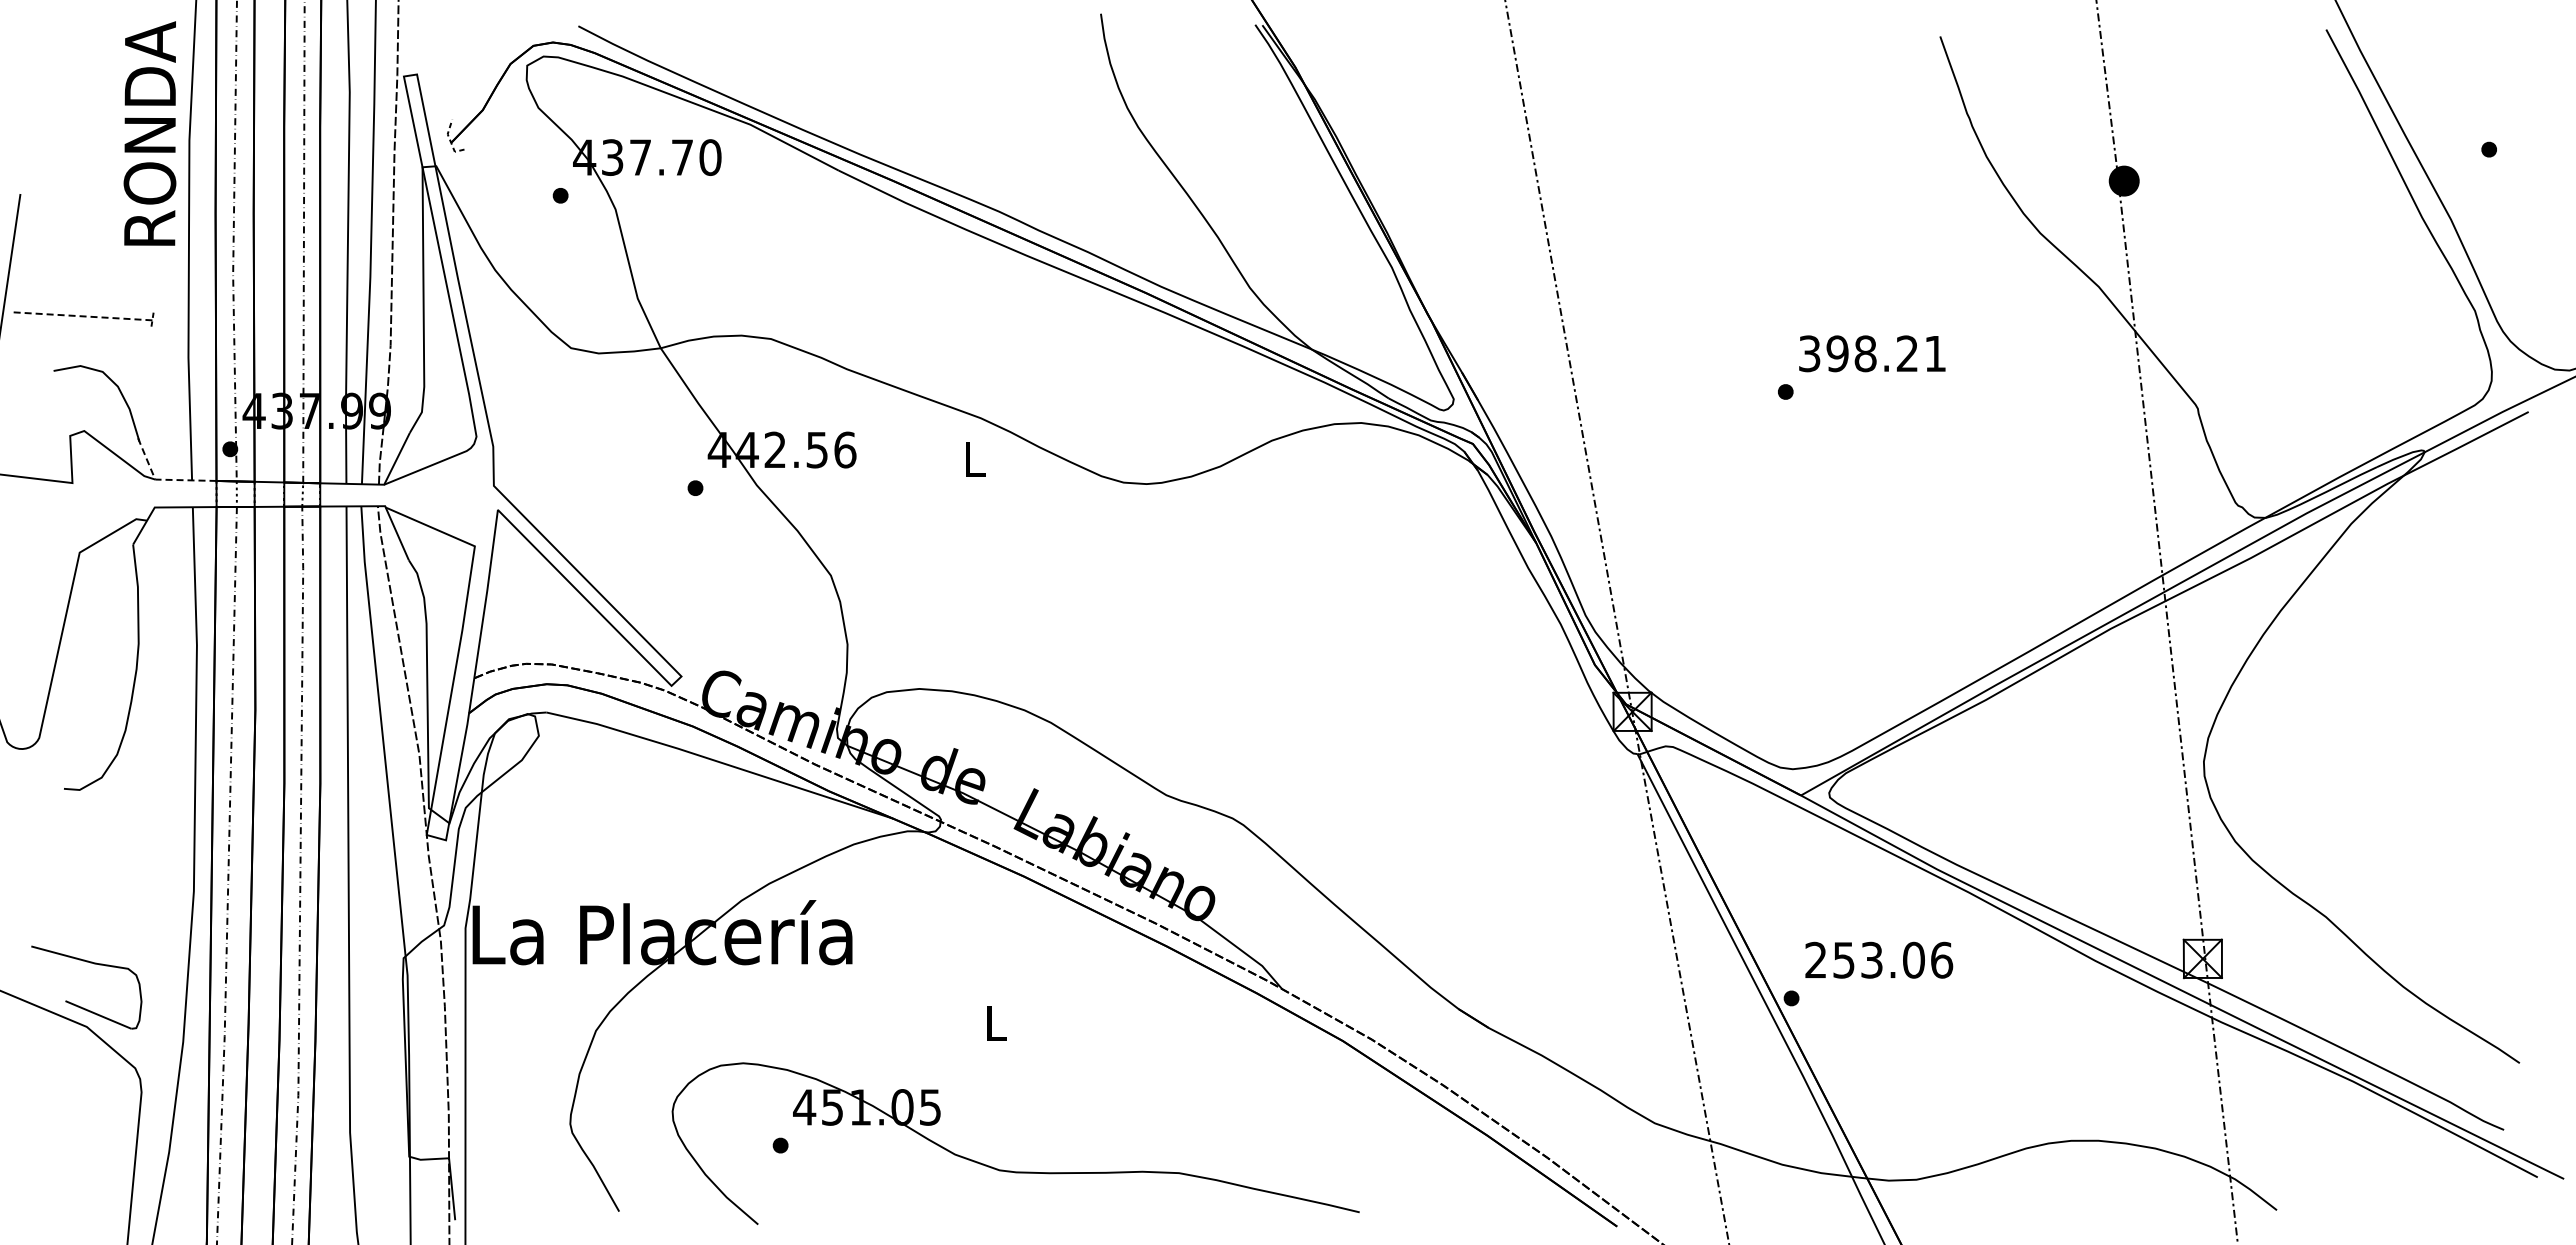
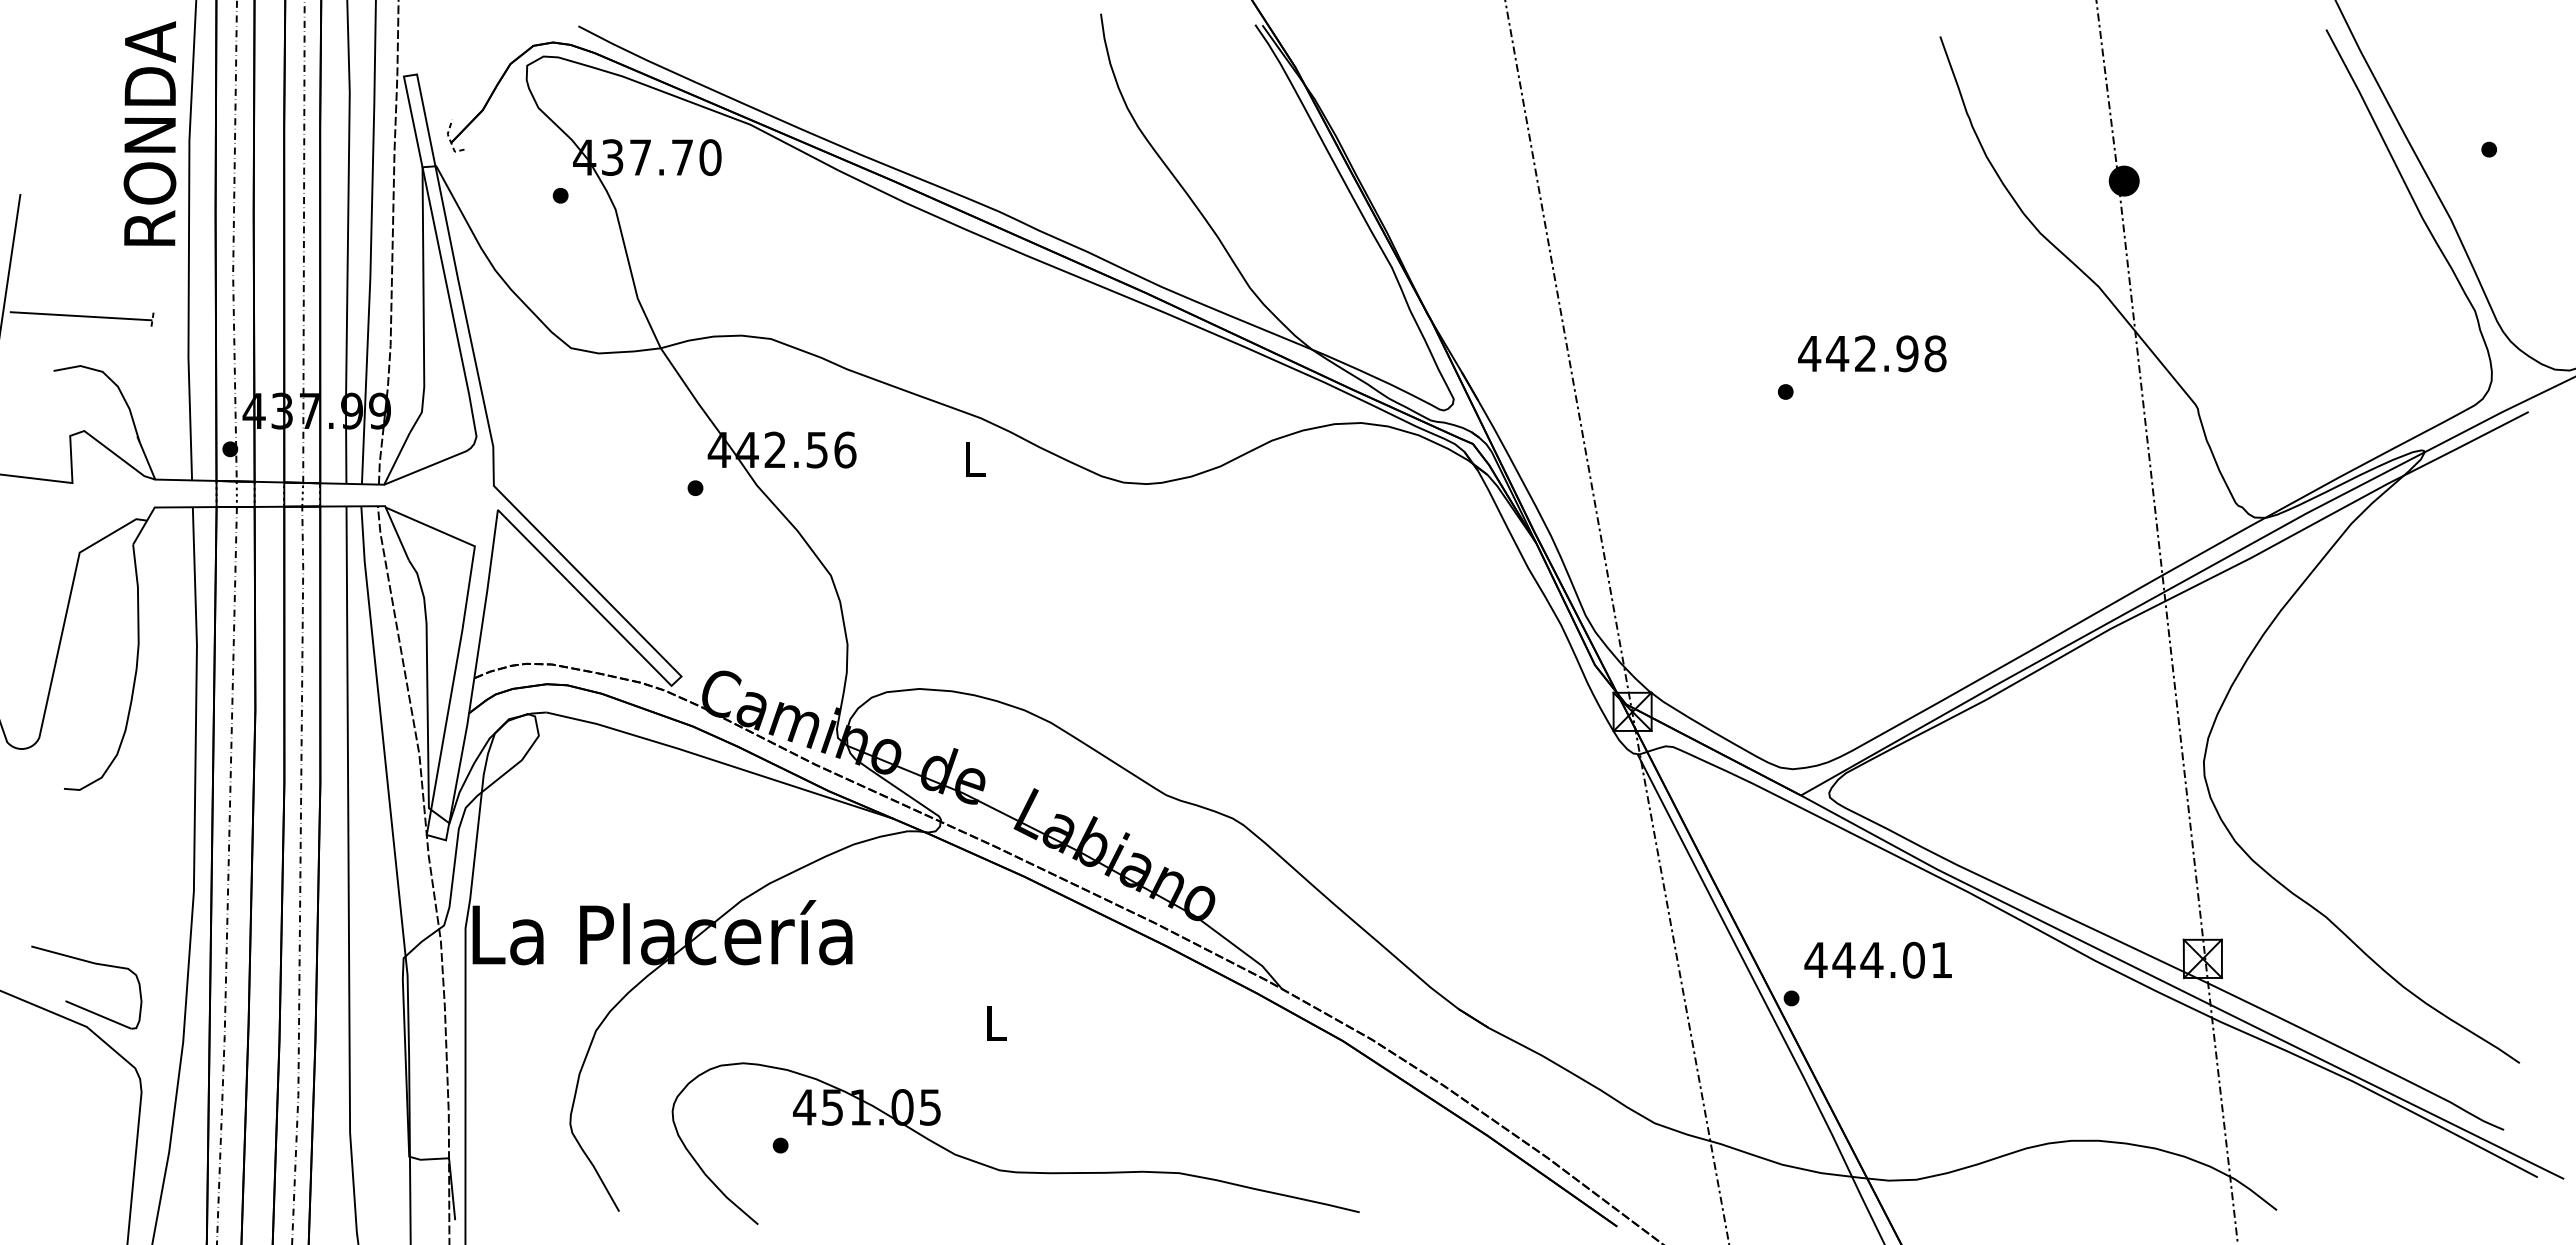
line: dashed -> solid (80, 316)
text: 398.21 -> 442.98 (1872, 353)
line: dashed -> solid (162, 479)
text: 253.06 -> 444.01 (1878, 959)
